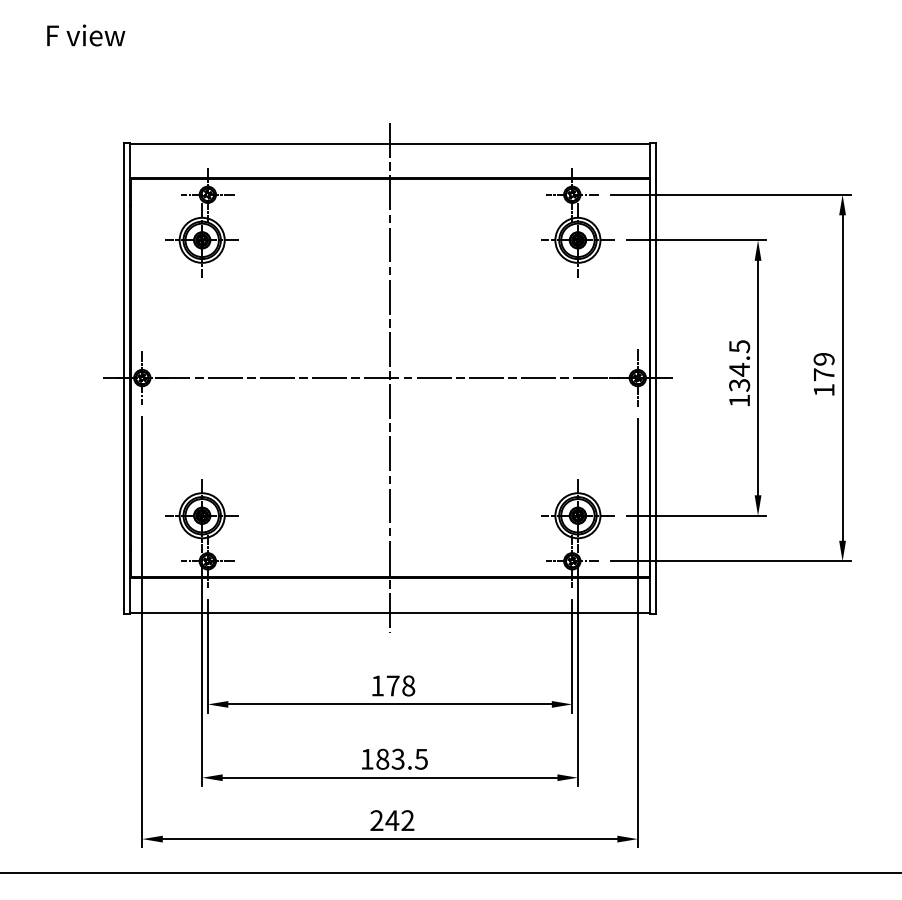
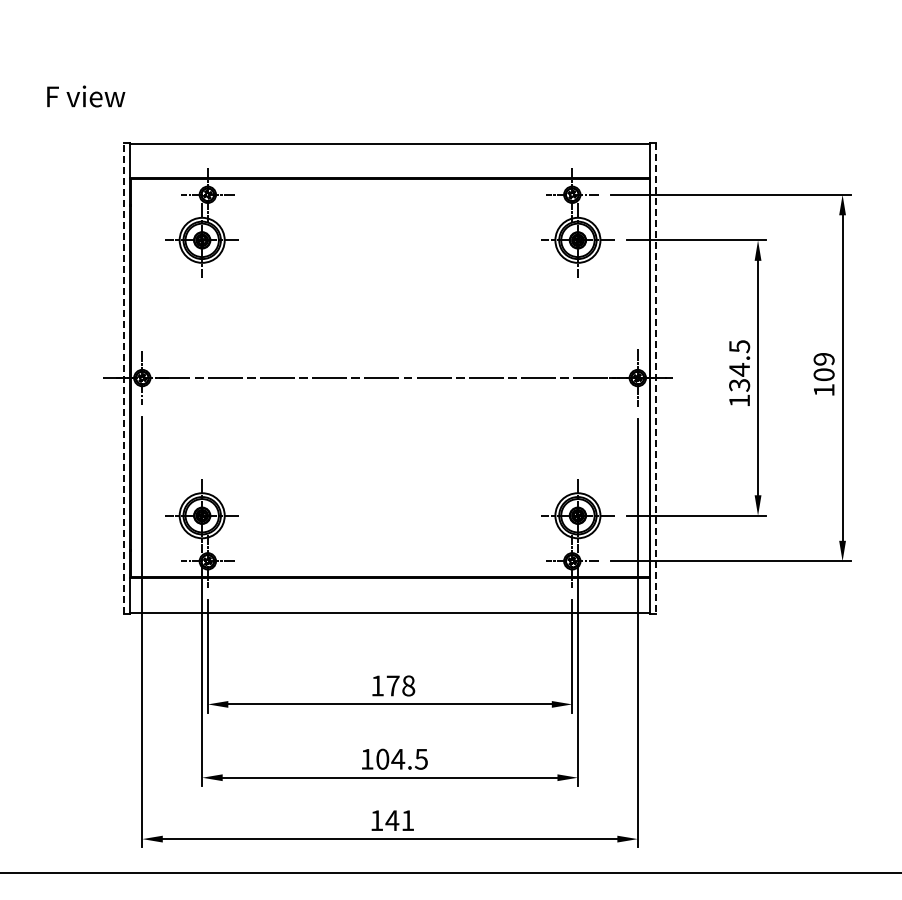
text position: (86, 35) -> (86, 96) (86, 96)
text: 179 -> 109 (823, 374)
line: solid -> dashed (123, 377)
line: present -> none (390, 377)
line: solid -> dashed (656, 378)
text: 183.5 -> 104.5 (390, 758)
text: 242 -> 141 (392, 820)
